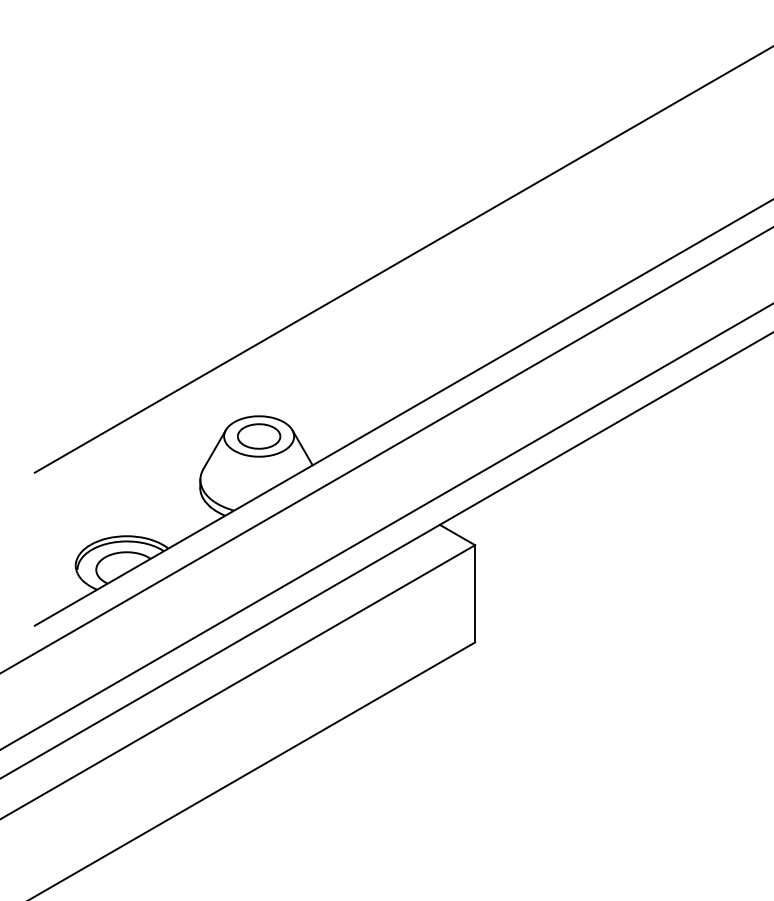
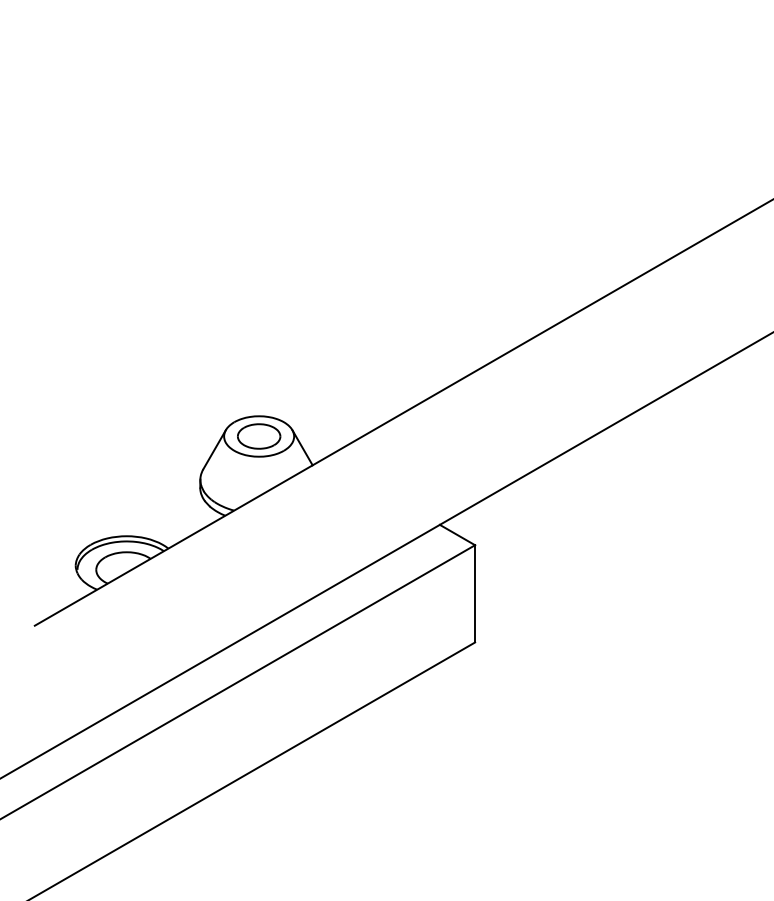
line: present -> none (402, 260)
line: present -> none (386, 450)
line: present -> none (386, 526)
